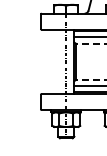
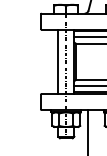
line: dashed -> solid (90, 43)
line: none -> present (58, 61)
line: dashed -> solid (90, 80)
line: none -> present (87, 131)
